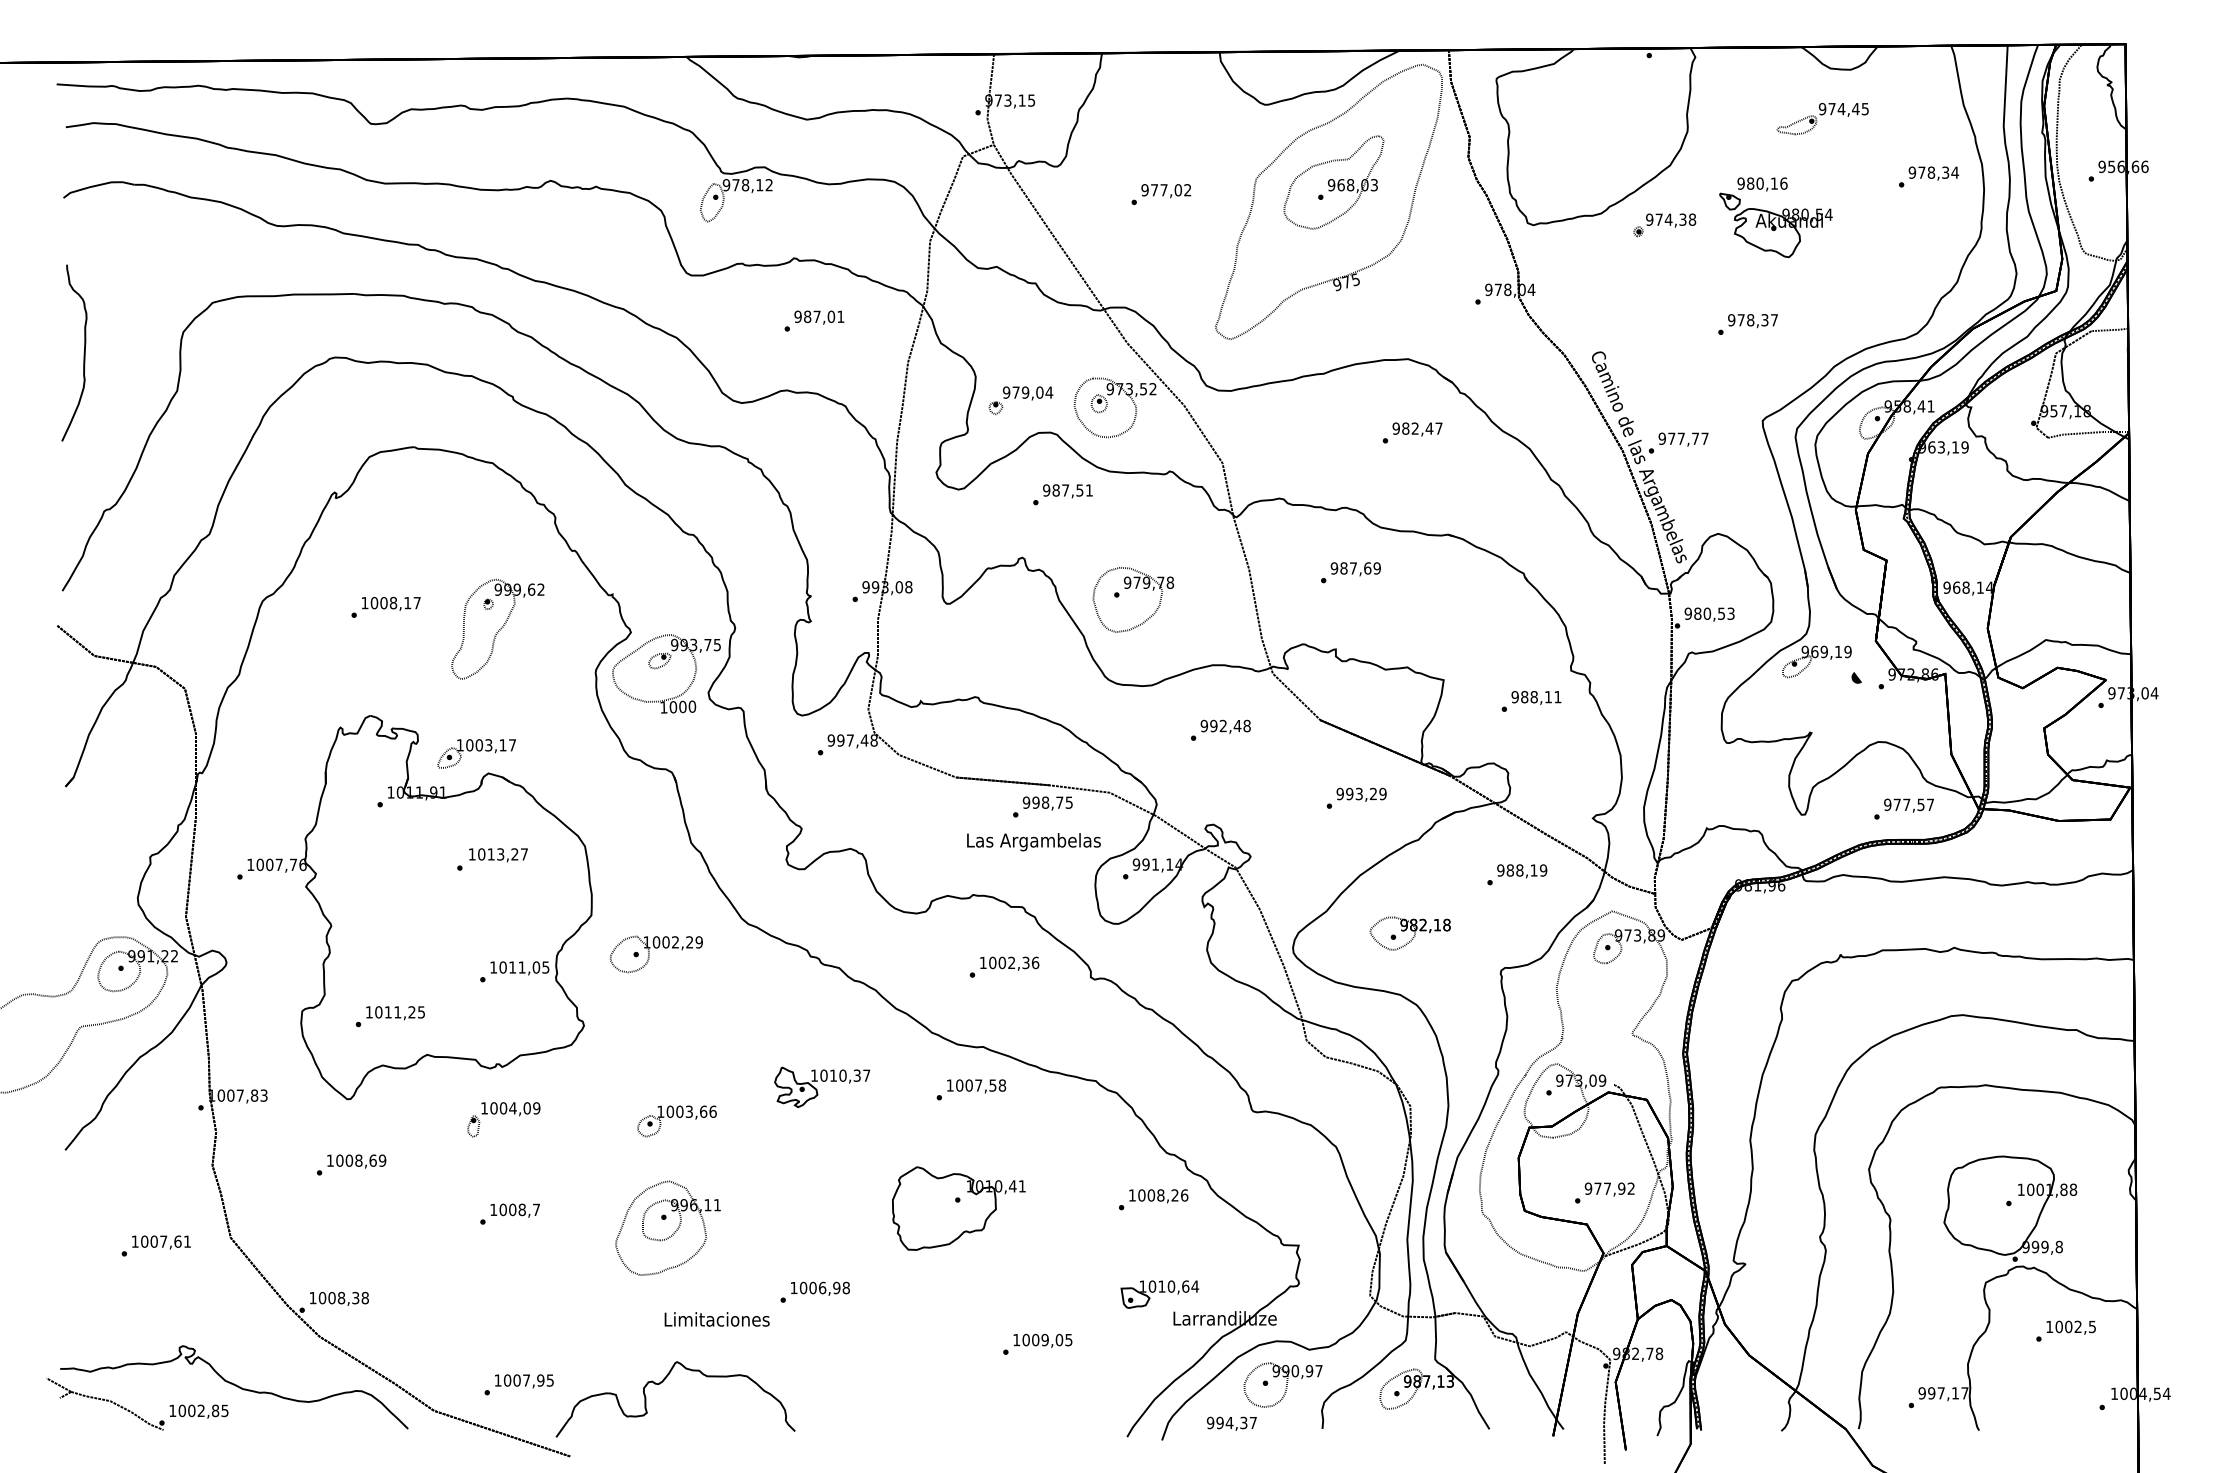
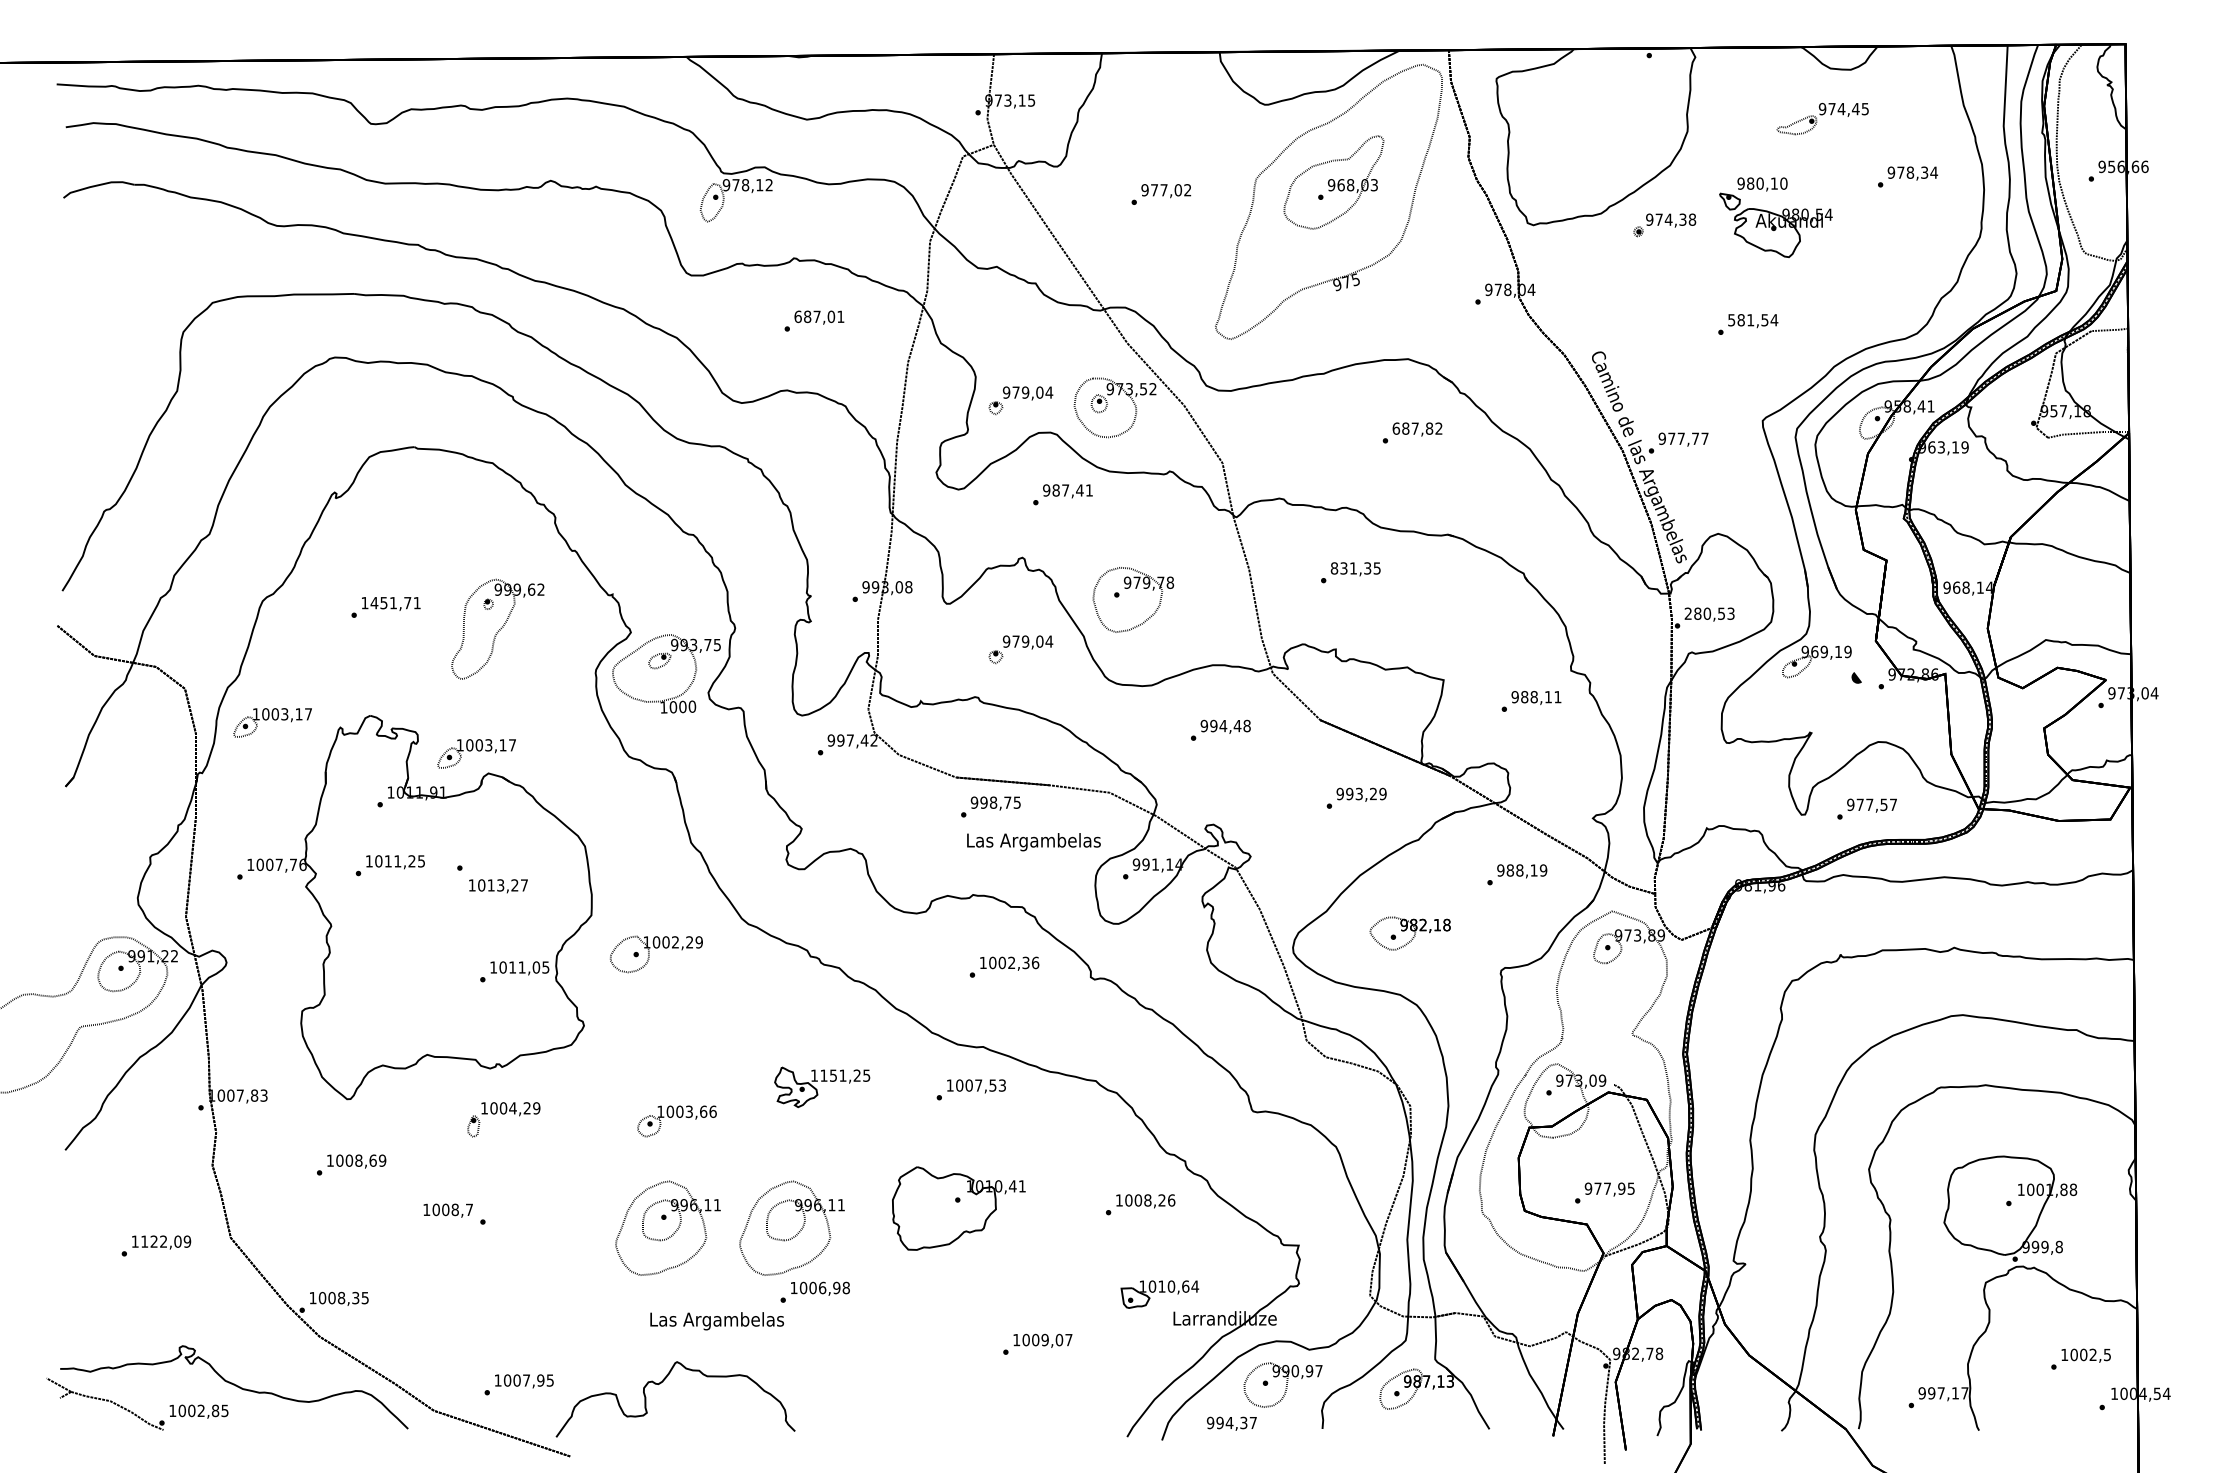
text position: (1929, 176) -> (1908, 176) (1908, 176)
text: 980,16 -> 980,10 (1783, 183)
text: 987,01 -> 687,01 (797, 316)
text: 978,37 -> 581,54 (1753, 320)
curve: present -> none (83, 352)
text: 982,47 -> 687,82 (1417, 428)
text: 987,51 -> 987,41 (1079, 490)
text: 987,69 -> 831,35 (1355, 568)
text: 1008,17 -> 1451,71 (395, 602)
text: 980,53 -> 280,53 (1687, 613)
part: none -> present (1020, 649)
part: none -> present (272, 722)
text: 992,48 -> 994,48 (1223, 725)
text: 997,48 -> 997,42 (873, 740)
text position: (1042, 806) -> (990, 806) (990, 806)
text position: (1903, 808) -> (1866, 808) (1866, 808)
text position: (498, 855) -> (498, 886) (498, 886)
text position: (389, 1016) -> (389, 865) (389, 865)
text: 1010,37 -> 1151,25 (845, 1075)
text: 1007,58 -> 1007,53 (1002, 1085)
text: 1004,09 -> 1004,29 (526, 1108)
text: 977,92 -> 977,95 (1630, 1188)
text position: (1153, 1199) -> (1140, 1204) (1140, 1204)
text position: (514, 1210) -> (447, 1210) (447, 1210)
part: none -> present (797, 1232)
text: 1007,61 -> 1122,09 (166, 1241)
text: 1008,38 -> 1008,35 (364, 1297)
text: Limitaciones -> Las Argambelas (717, 1321)
text position: (2065, 1330) -> (2080, 1358) (2080, 1358)
text: 1009,05 -> 1009,07 (1068, 1340)
